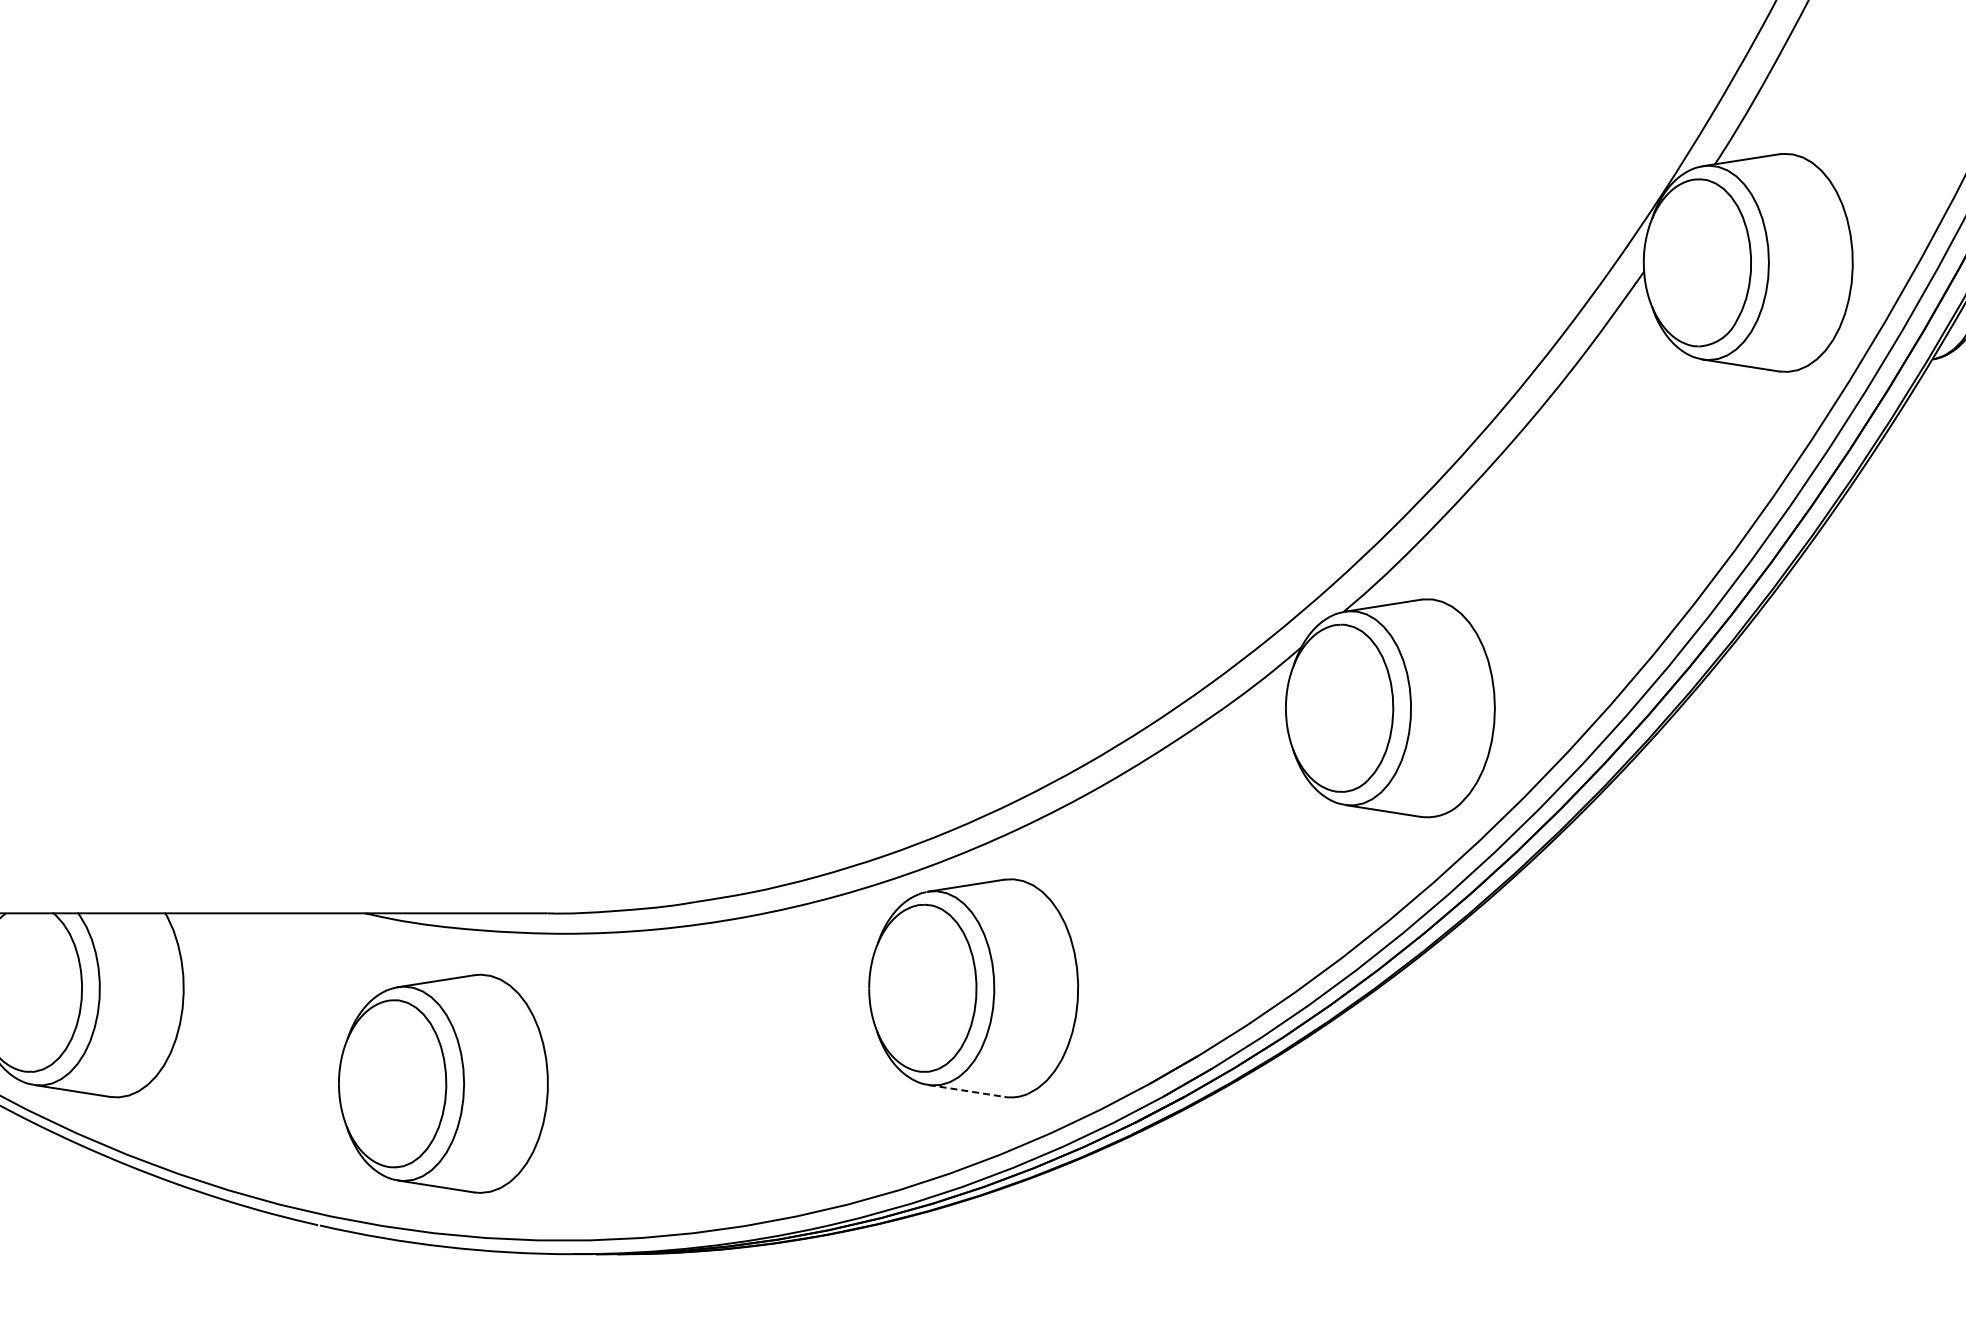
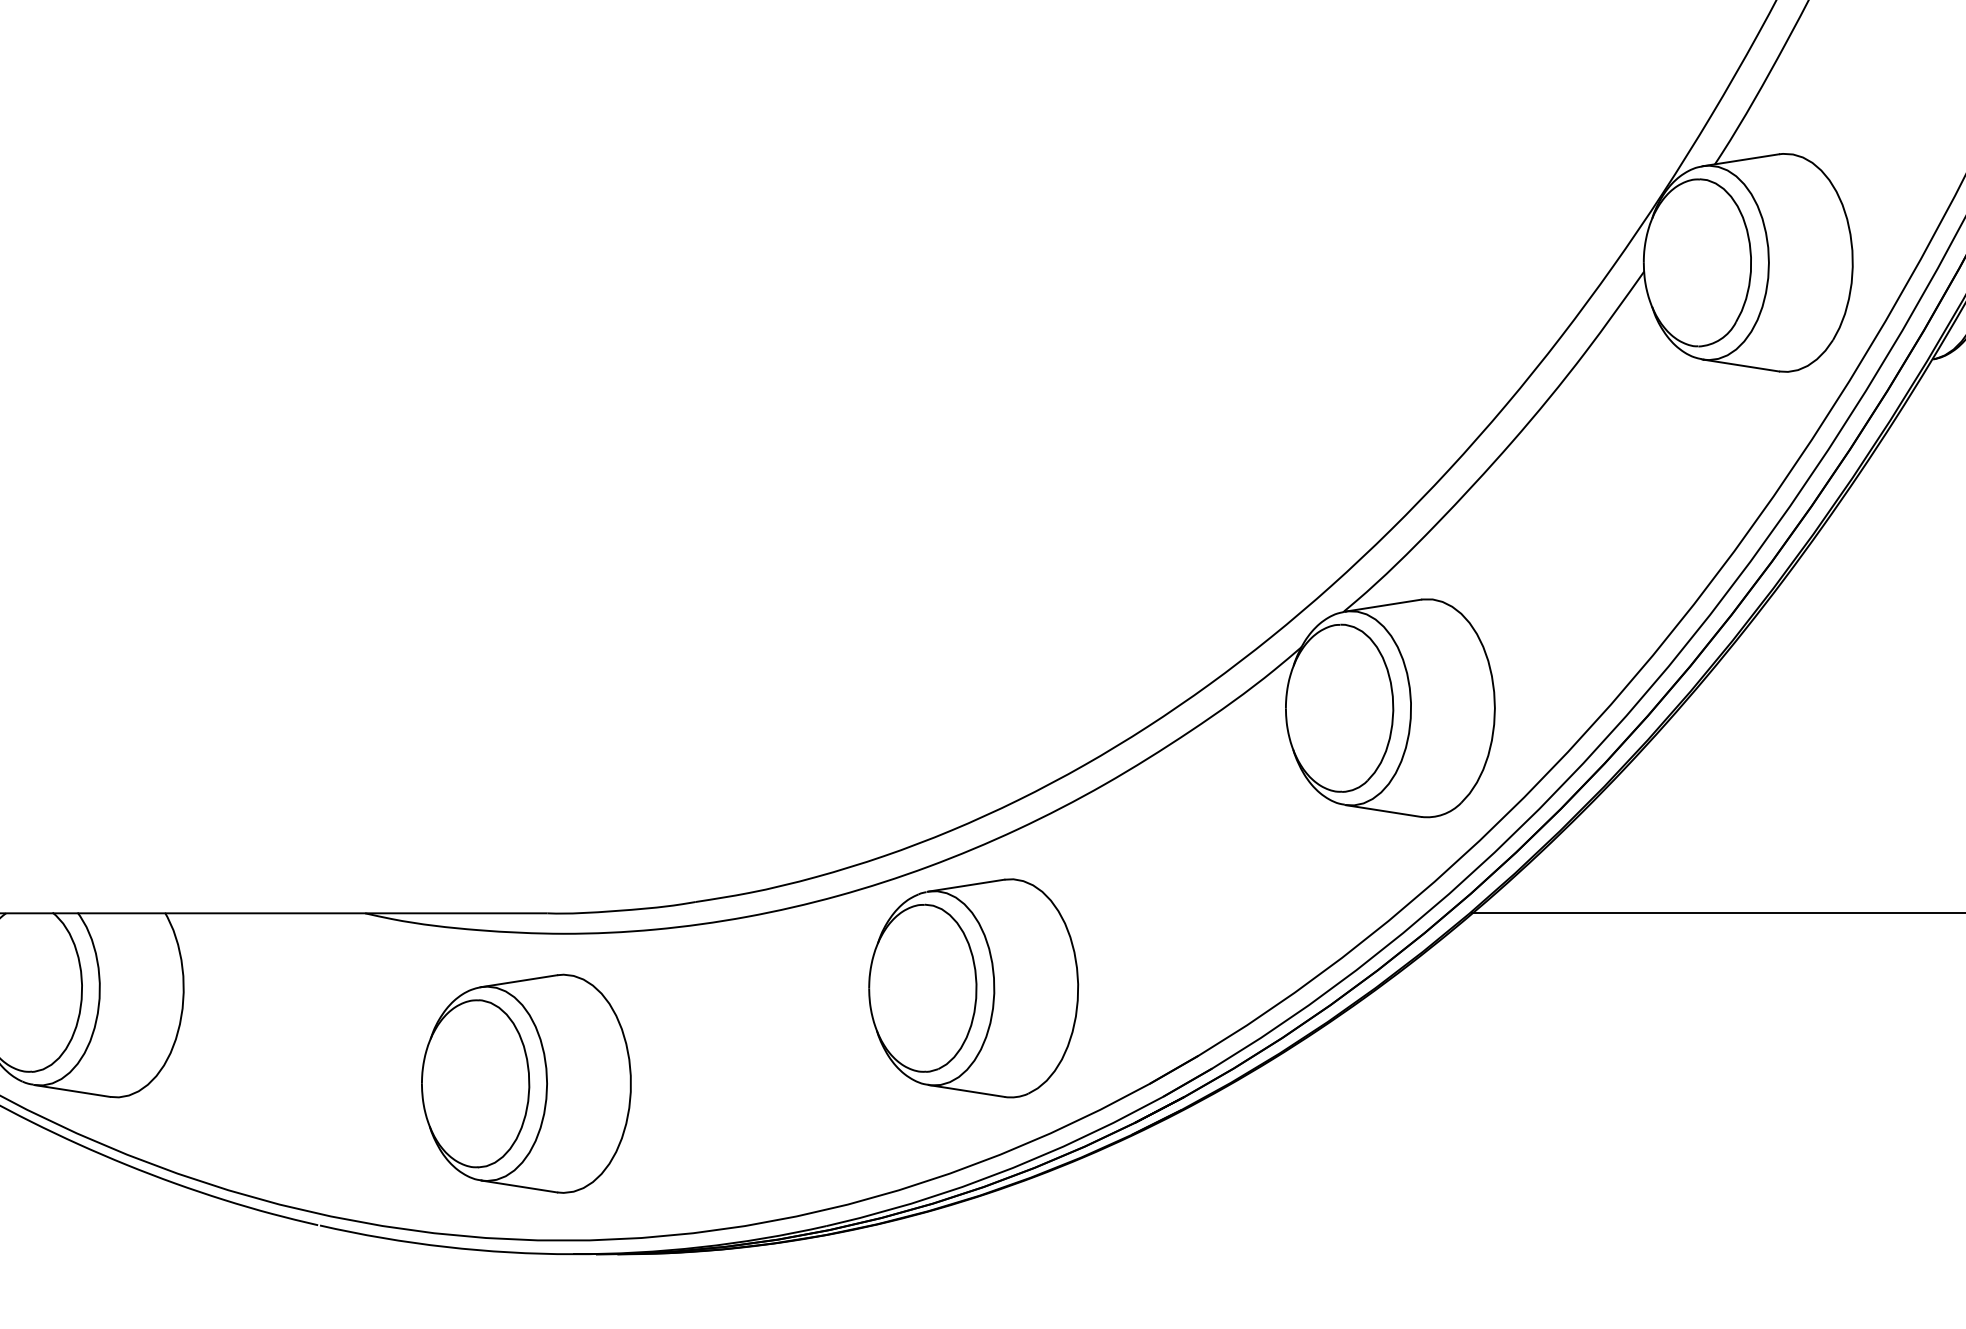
line: none -> present (1717, 913)
part position: (443, 1083) -> (526, 1083) (526, 1083)
line: dashed -> solid (967, 1091)
